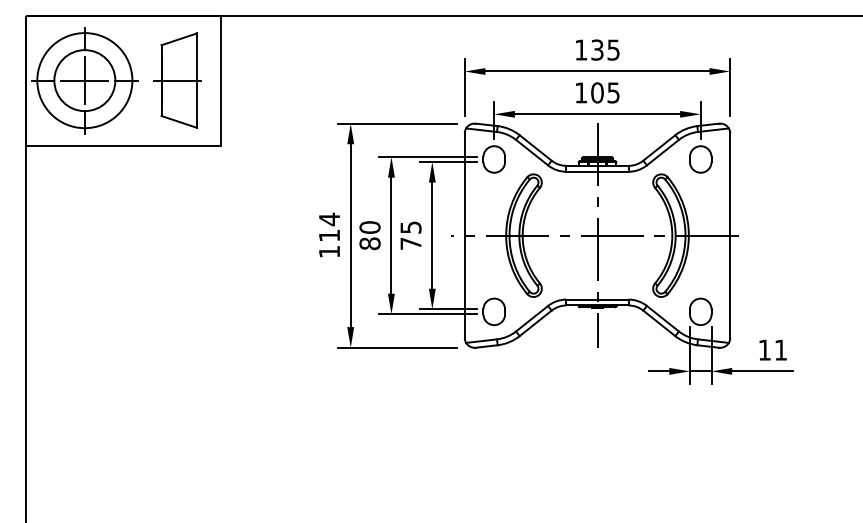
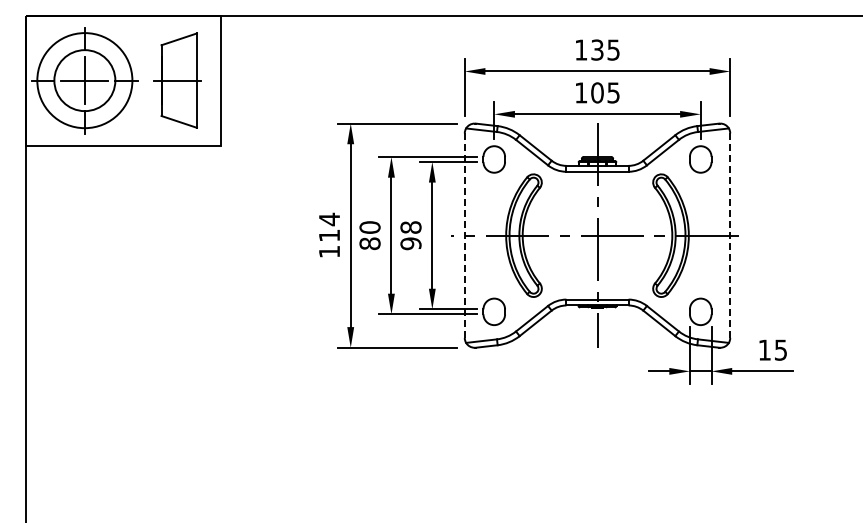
text: 75 -> 98 (410, 235)
line: solid -> dashed (464, 236)
line: solid -> dashed (730, 236)
text: 11 -> 15 (780, 349)
